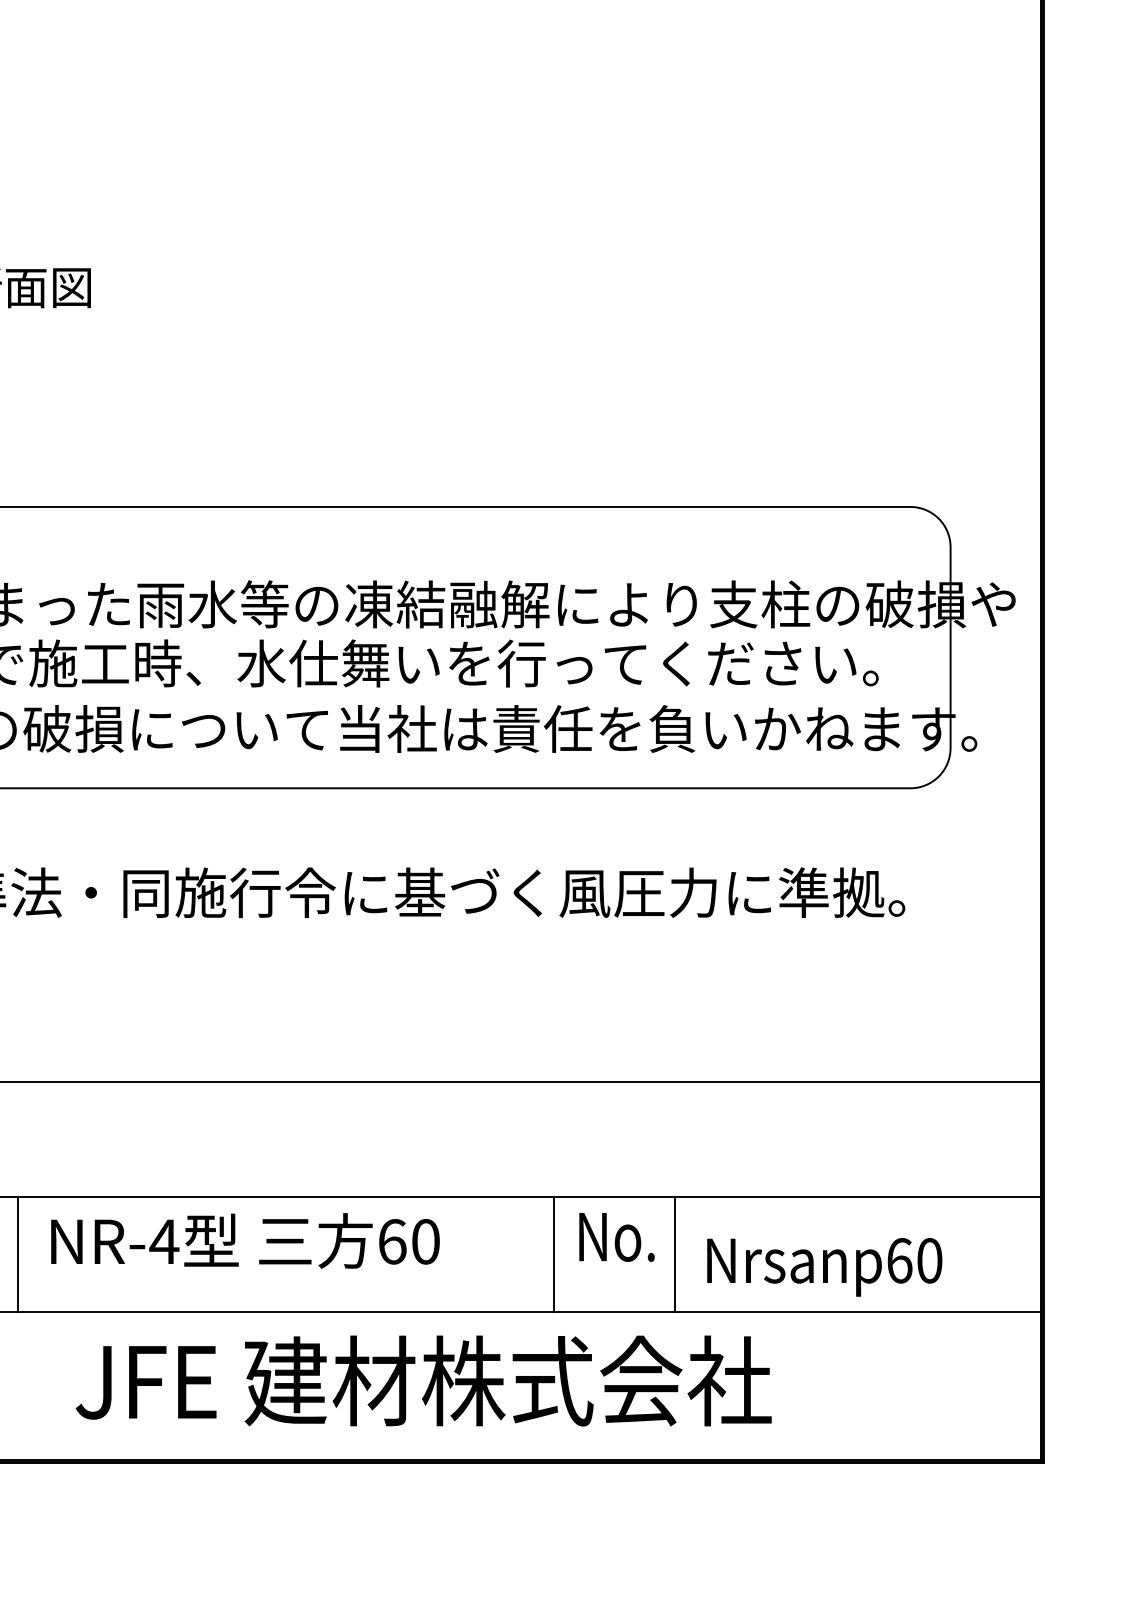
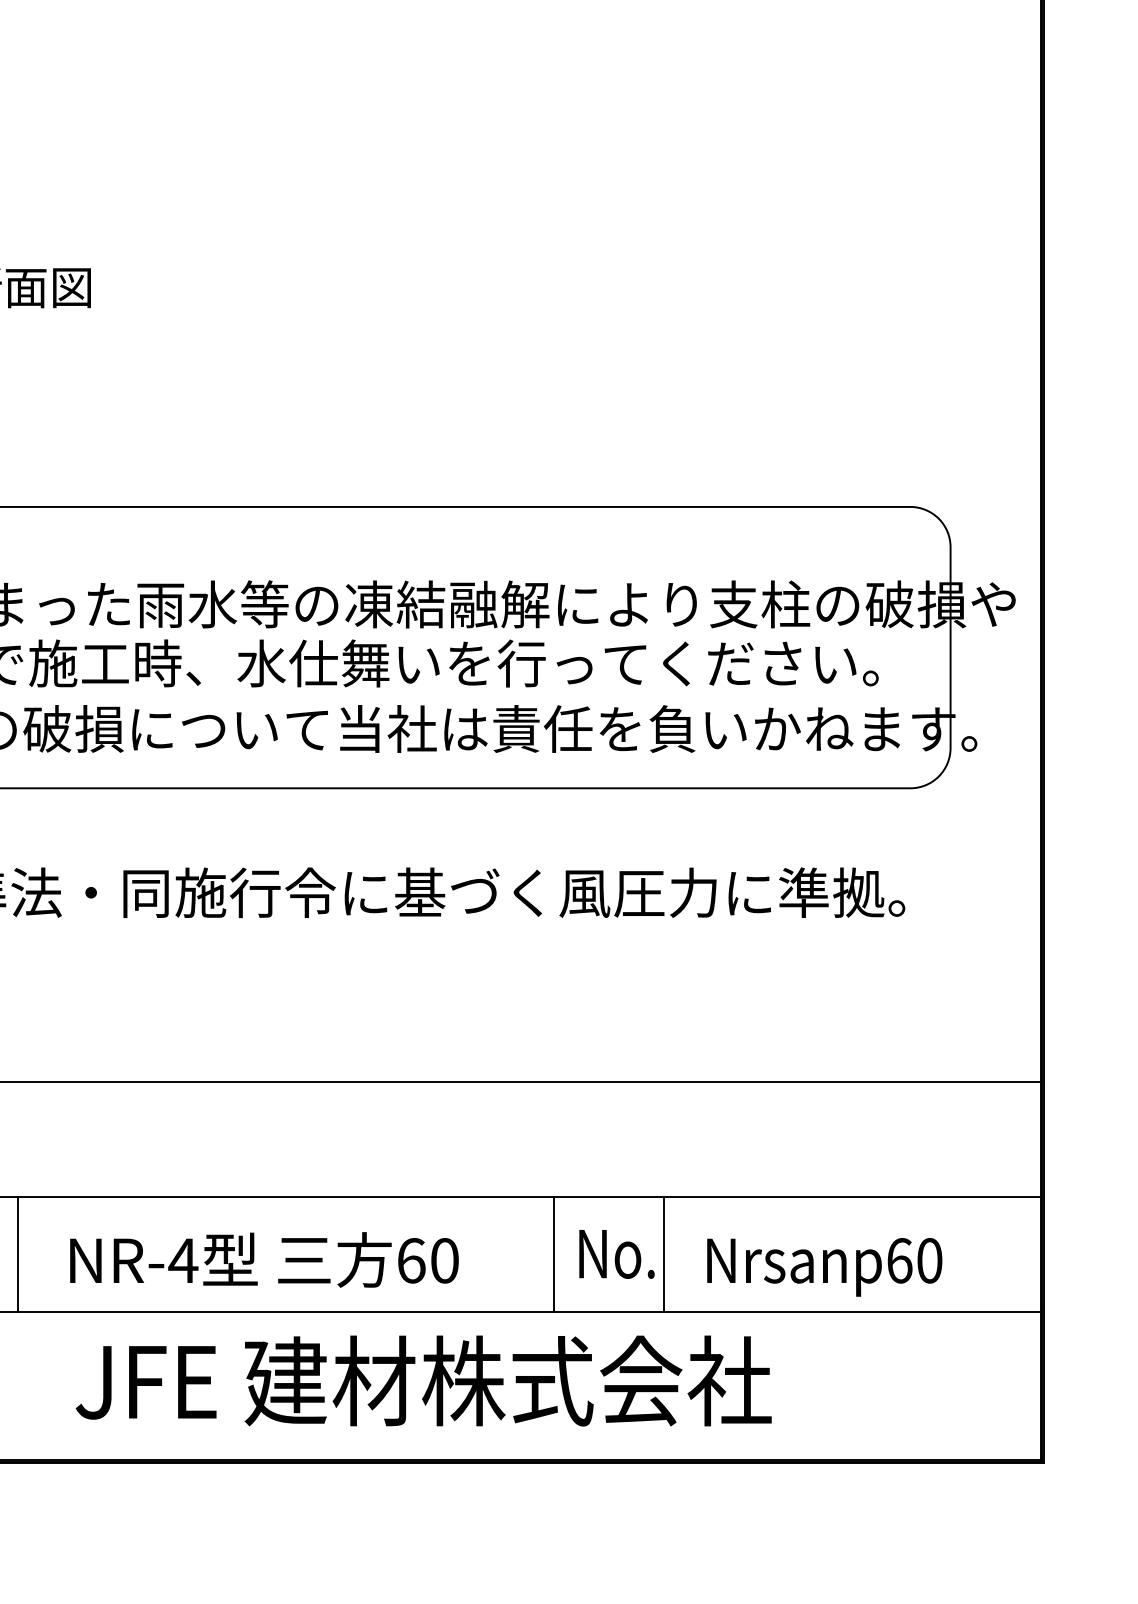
text position: (616, 1237) -> (616, 1254) (616, 1254)
text position: (245, 1240) -> (264, 1259) (264, 1259)
line position: (674, 1254) -> (663, 1254) (663, 1254)
